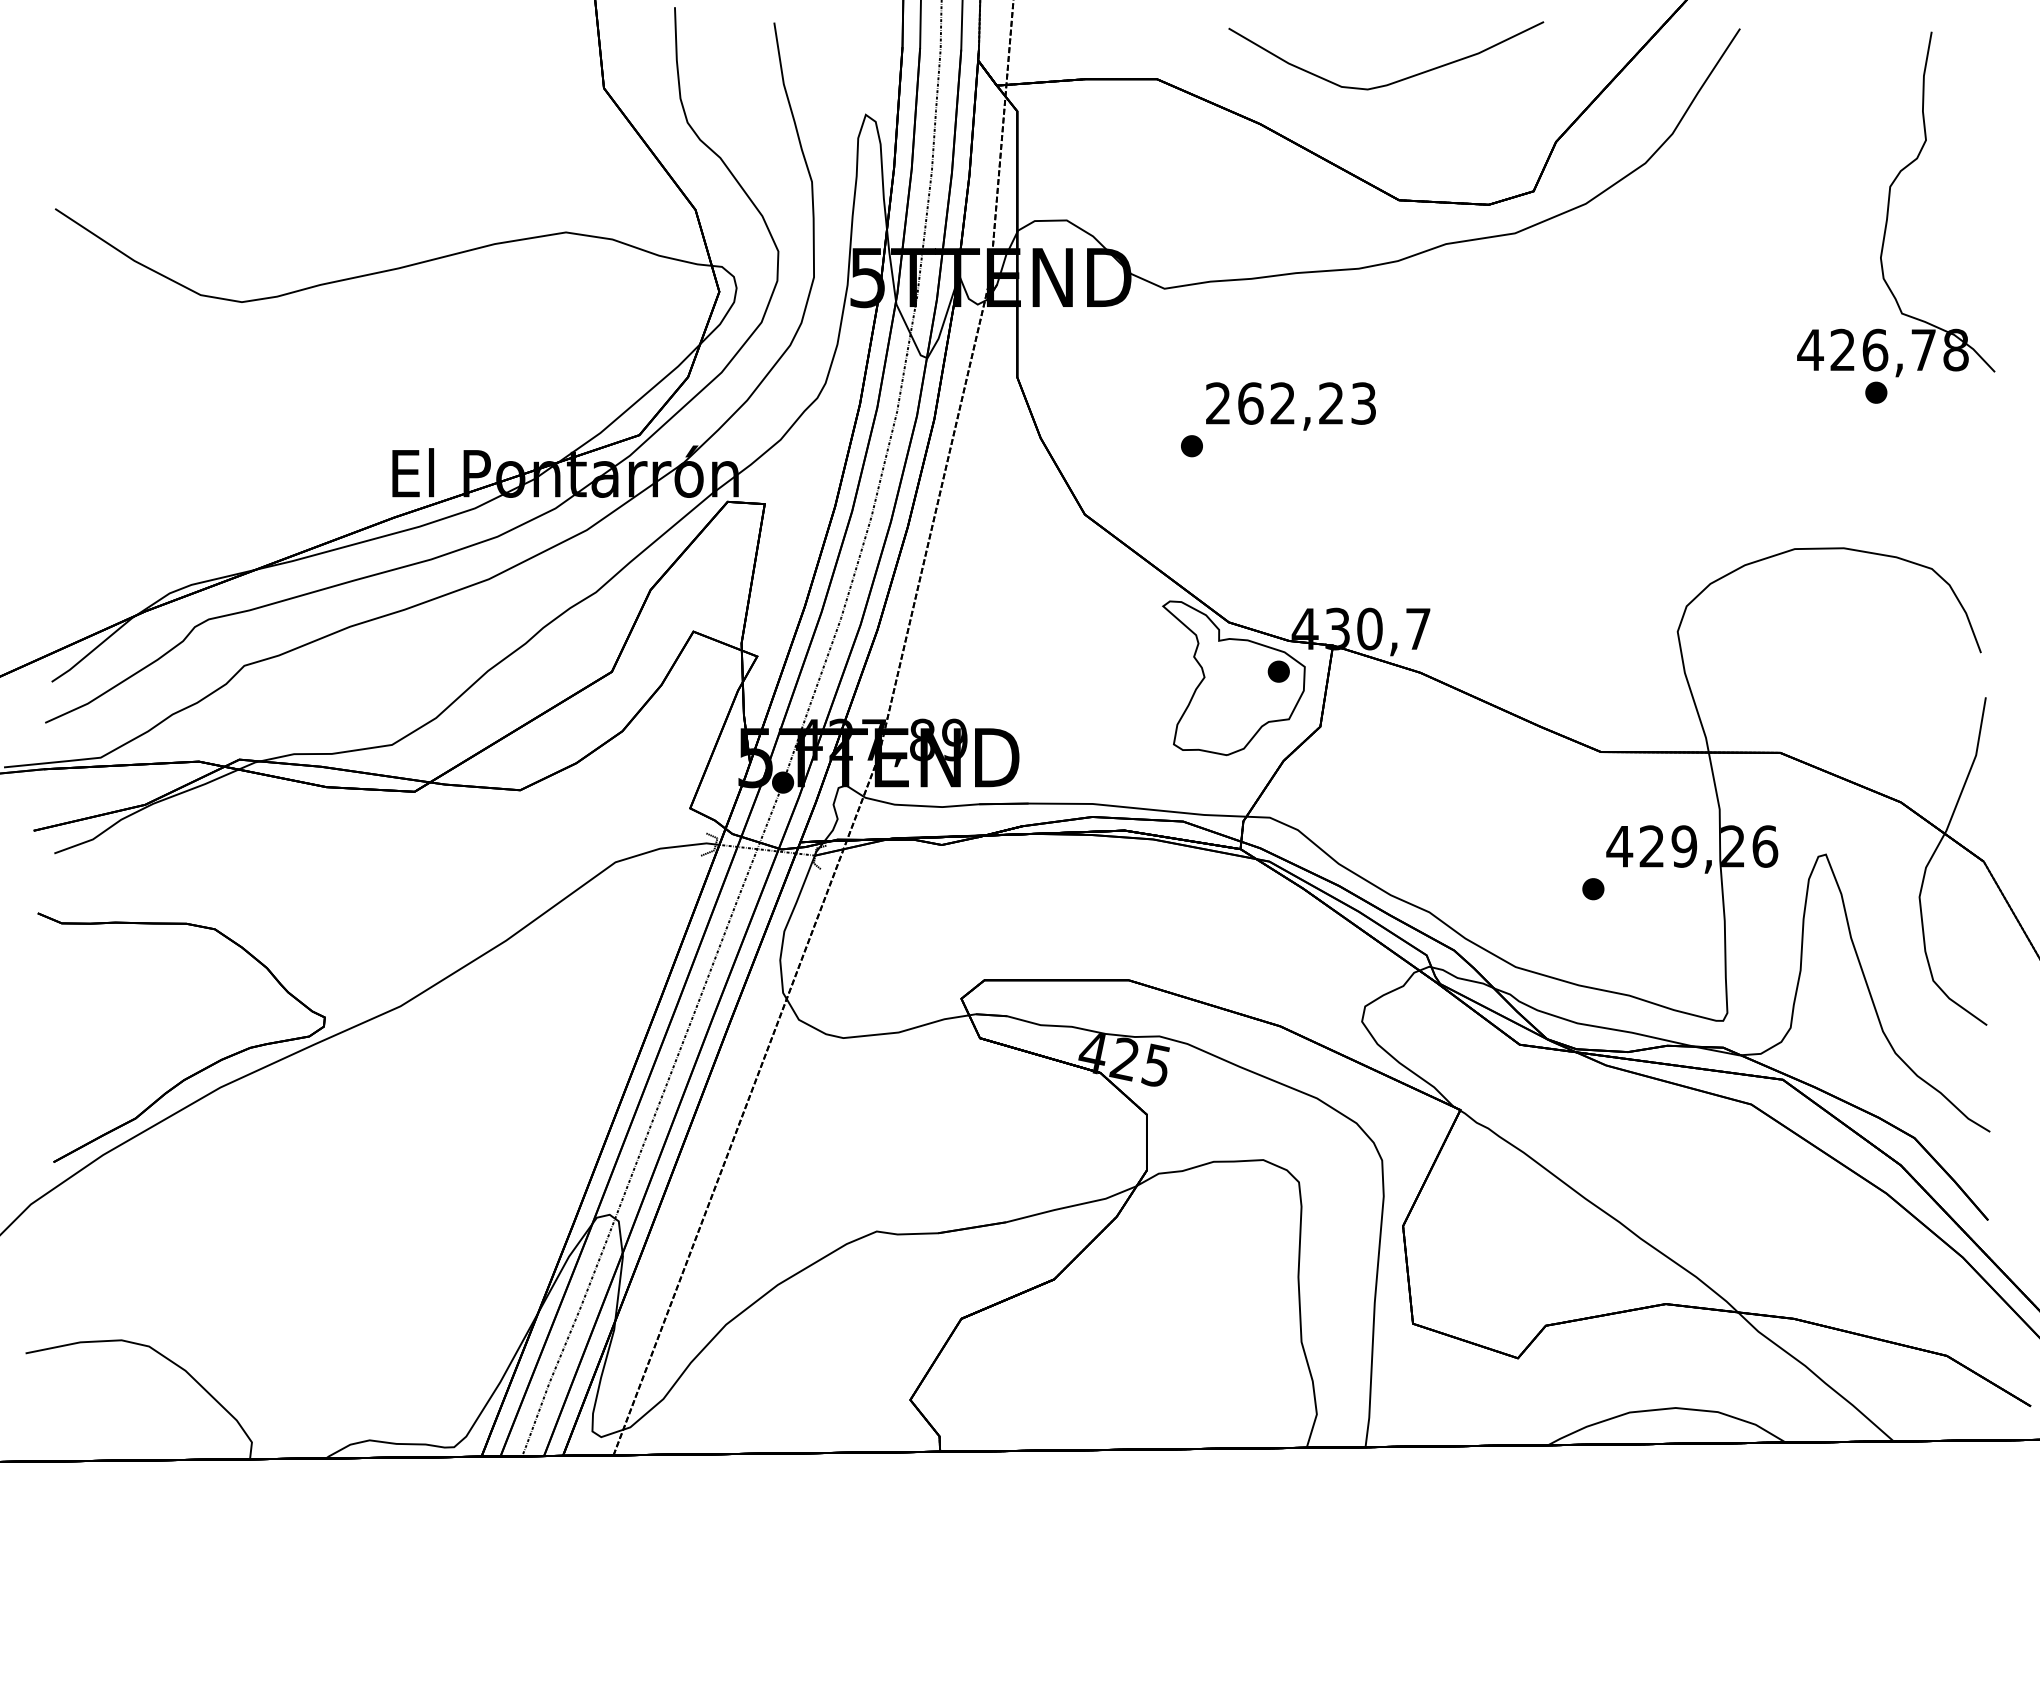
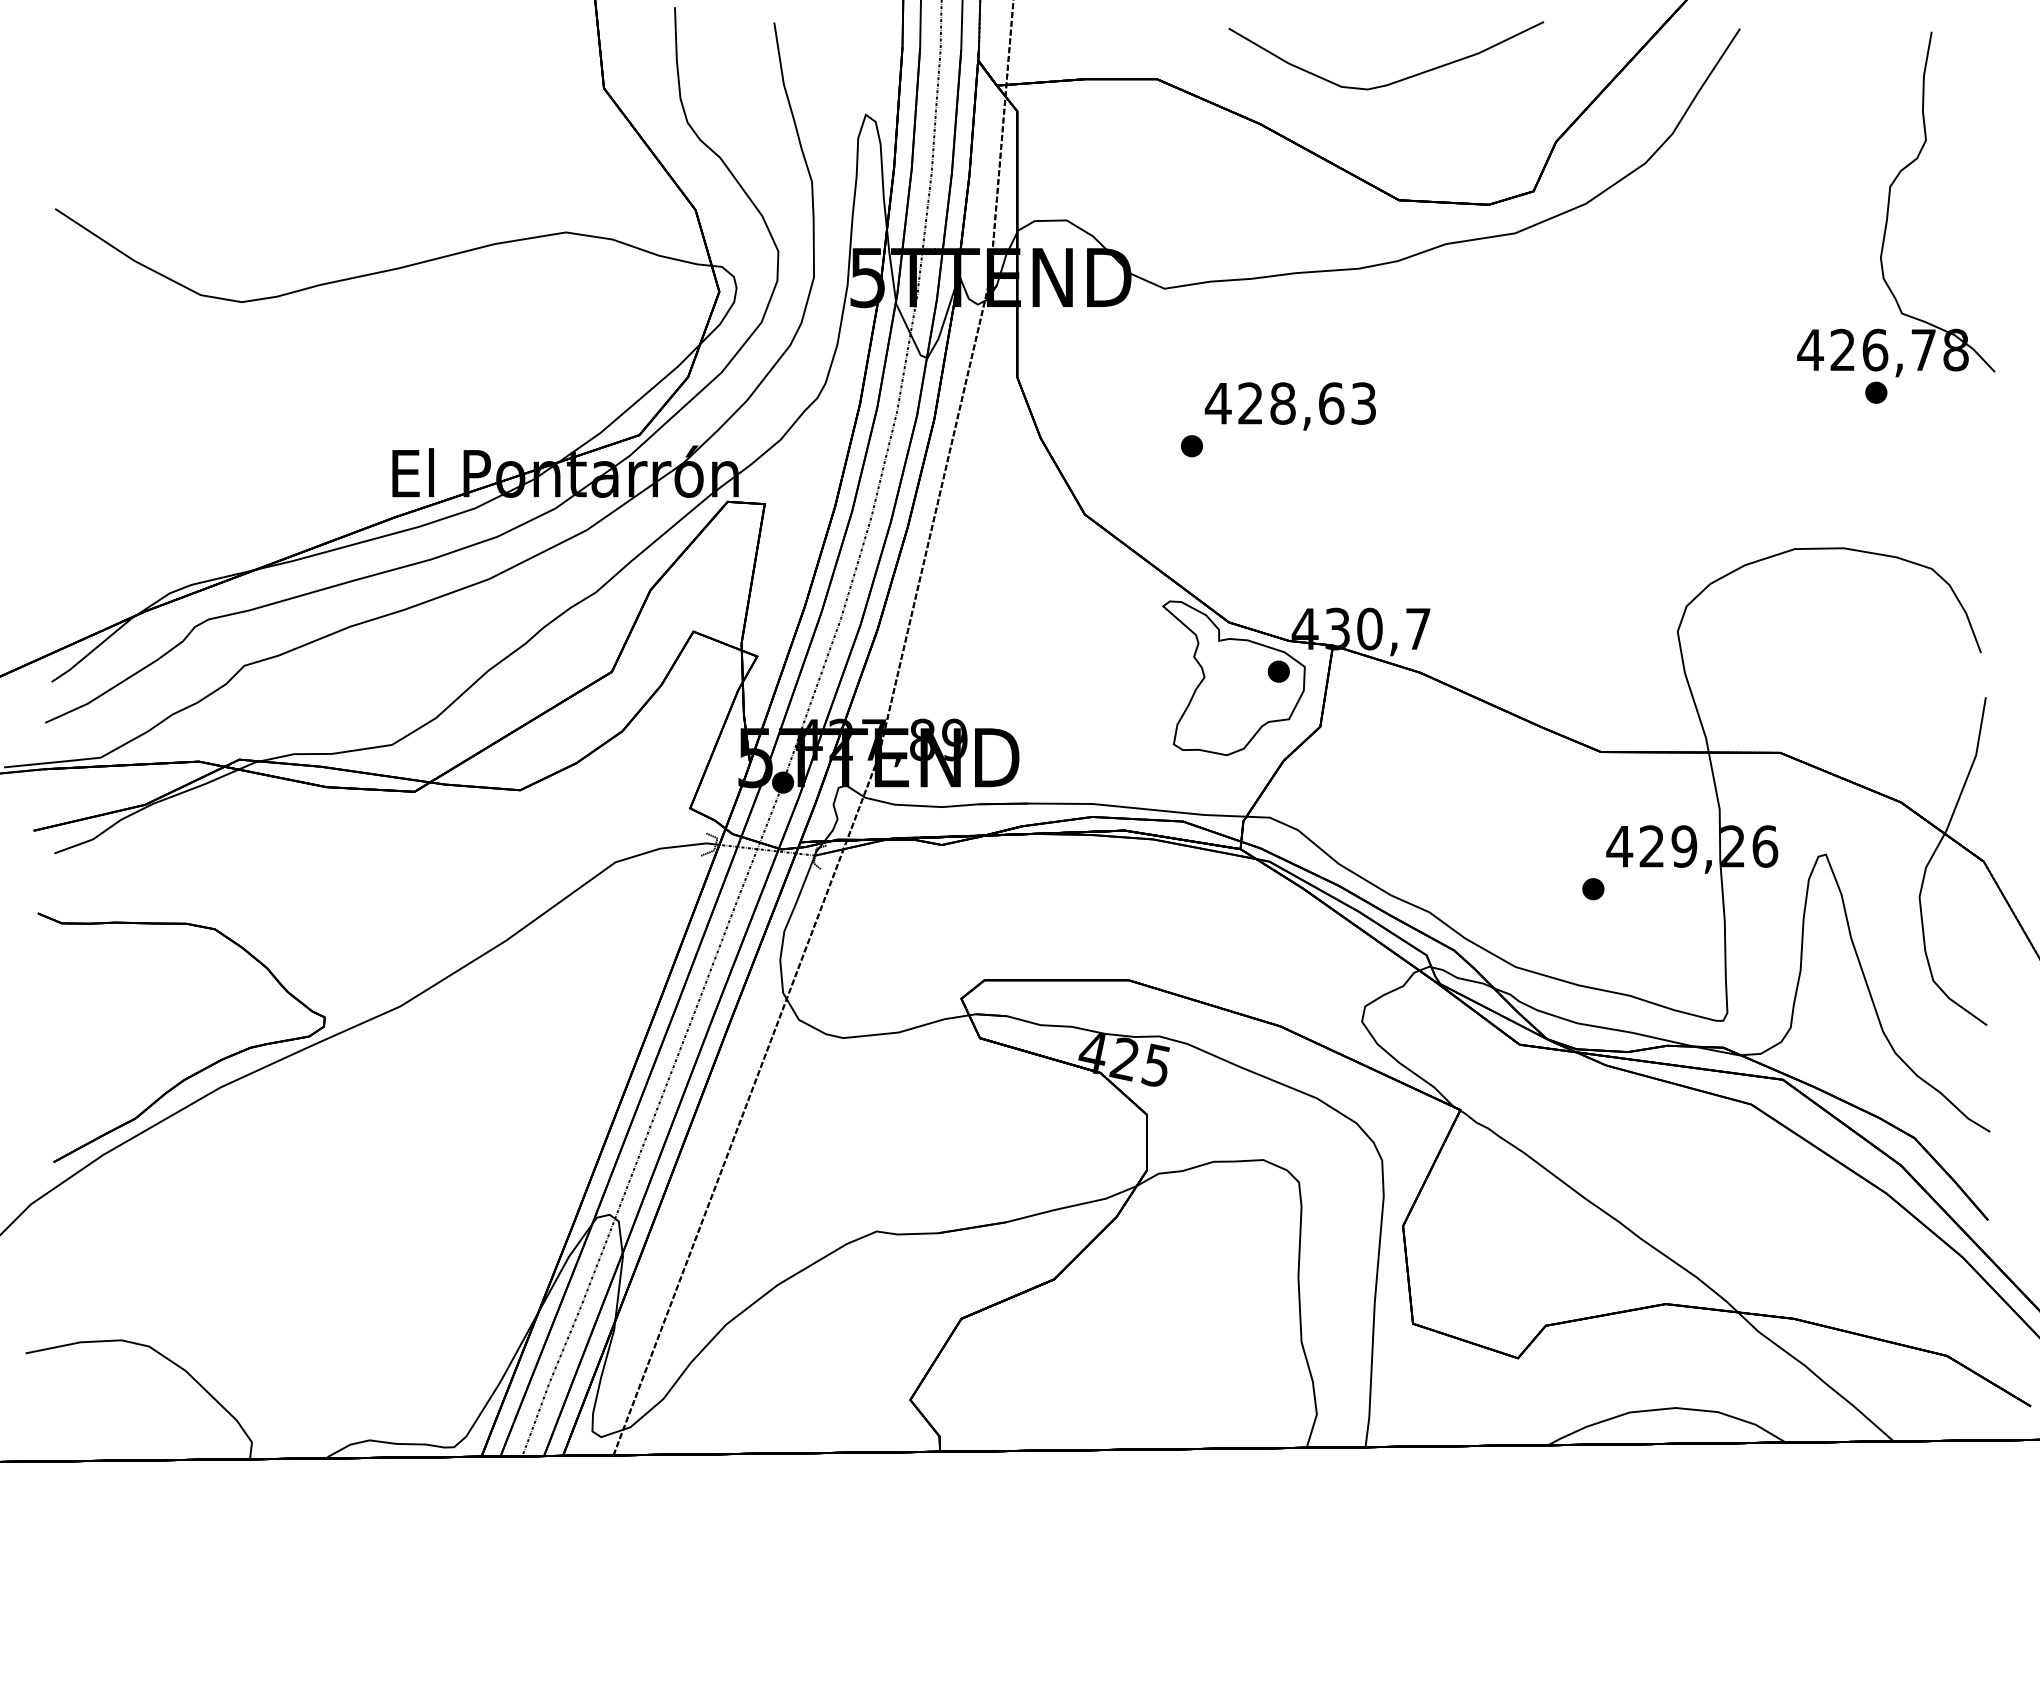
text: 262,23 -> 428,63 (1274, 403)
